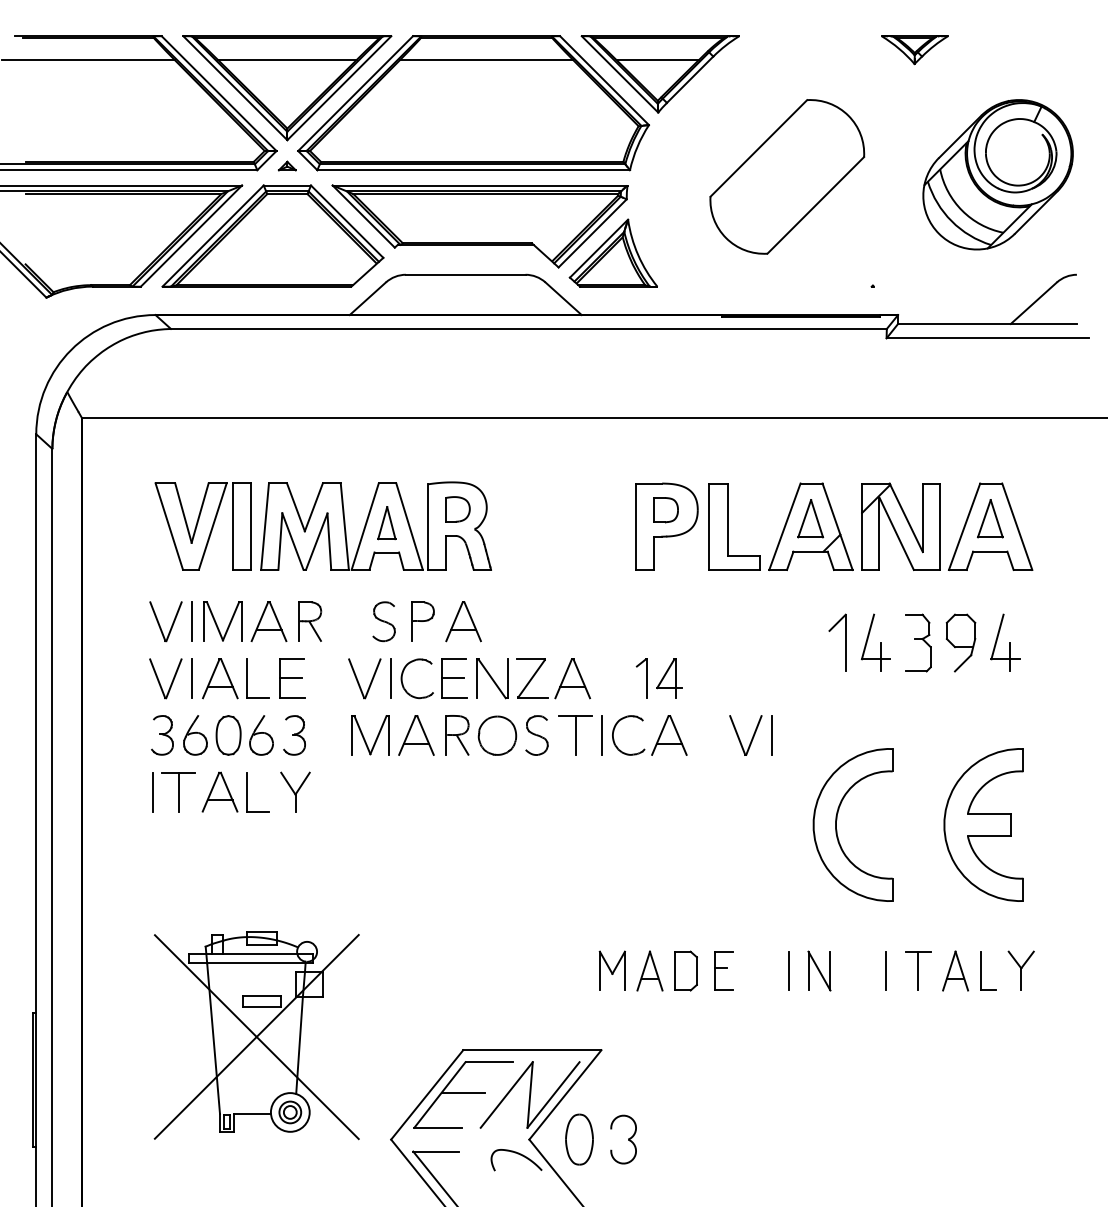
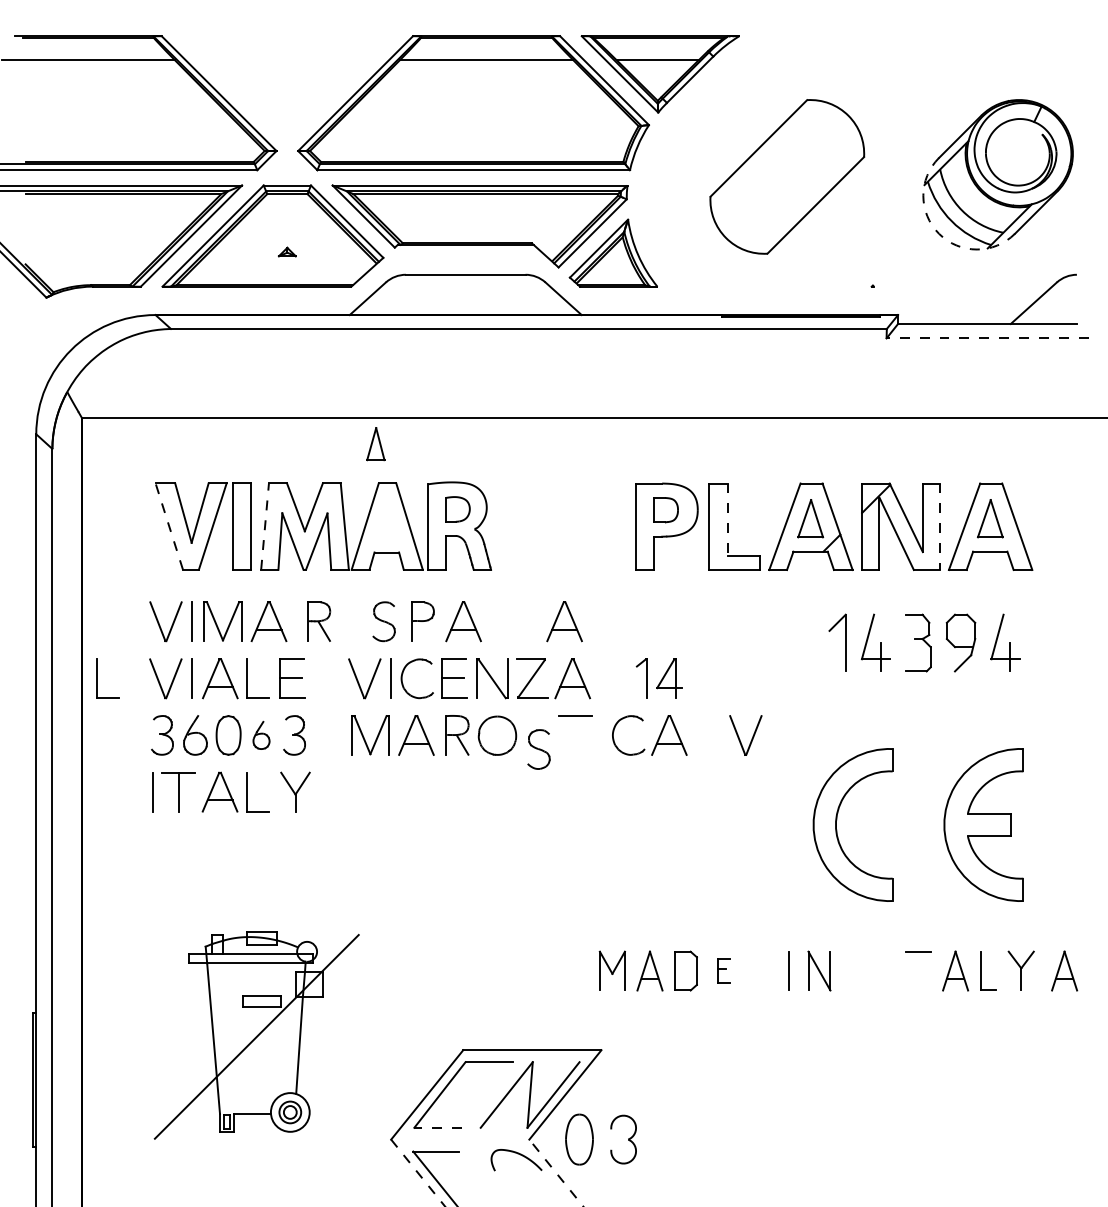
part: present -> none (914, 50)
part: present -> none (287, 88)
part position: (286, 165) -> (286, 251) (286, 251)
arc: solid -> dashed (939, 233)
line: solid -> dashed (987, 338)
line: solid -> dashed (727, 520)
part position: (386, 523) -> (375, 444) (375, 444)
line: solid -> dashed (169, 526)
line: solid -> dashed (265, 526)
line: solid -> dashed (940, 527)
part position: (310, 621) -> (319, 621) (319, 621)
part: none -> present (564, 621)
part: none -> present (97, 678)
part size: 25x41 px -> 19x30 px (261, 734)
part position: (536, 735) -> (538, 749) (538, 749)
line: present -> none (575, 735)
line: present -> none (602, 735)
line: present -> none (772, 735)
part size: 20x40 px -> 14x26 px (723, 970)
line: present -> none (885, 970)
line: present -> none (918, 970)
part: none -> present (1064, 970)
line: present -> none (256, 1037)
line: present -> none (462, 1093)
line: solid -> dashed (438, 1127)
line: solid -> dashed (418, 1173)
line: solid -> dashed (556, 1173)
